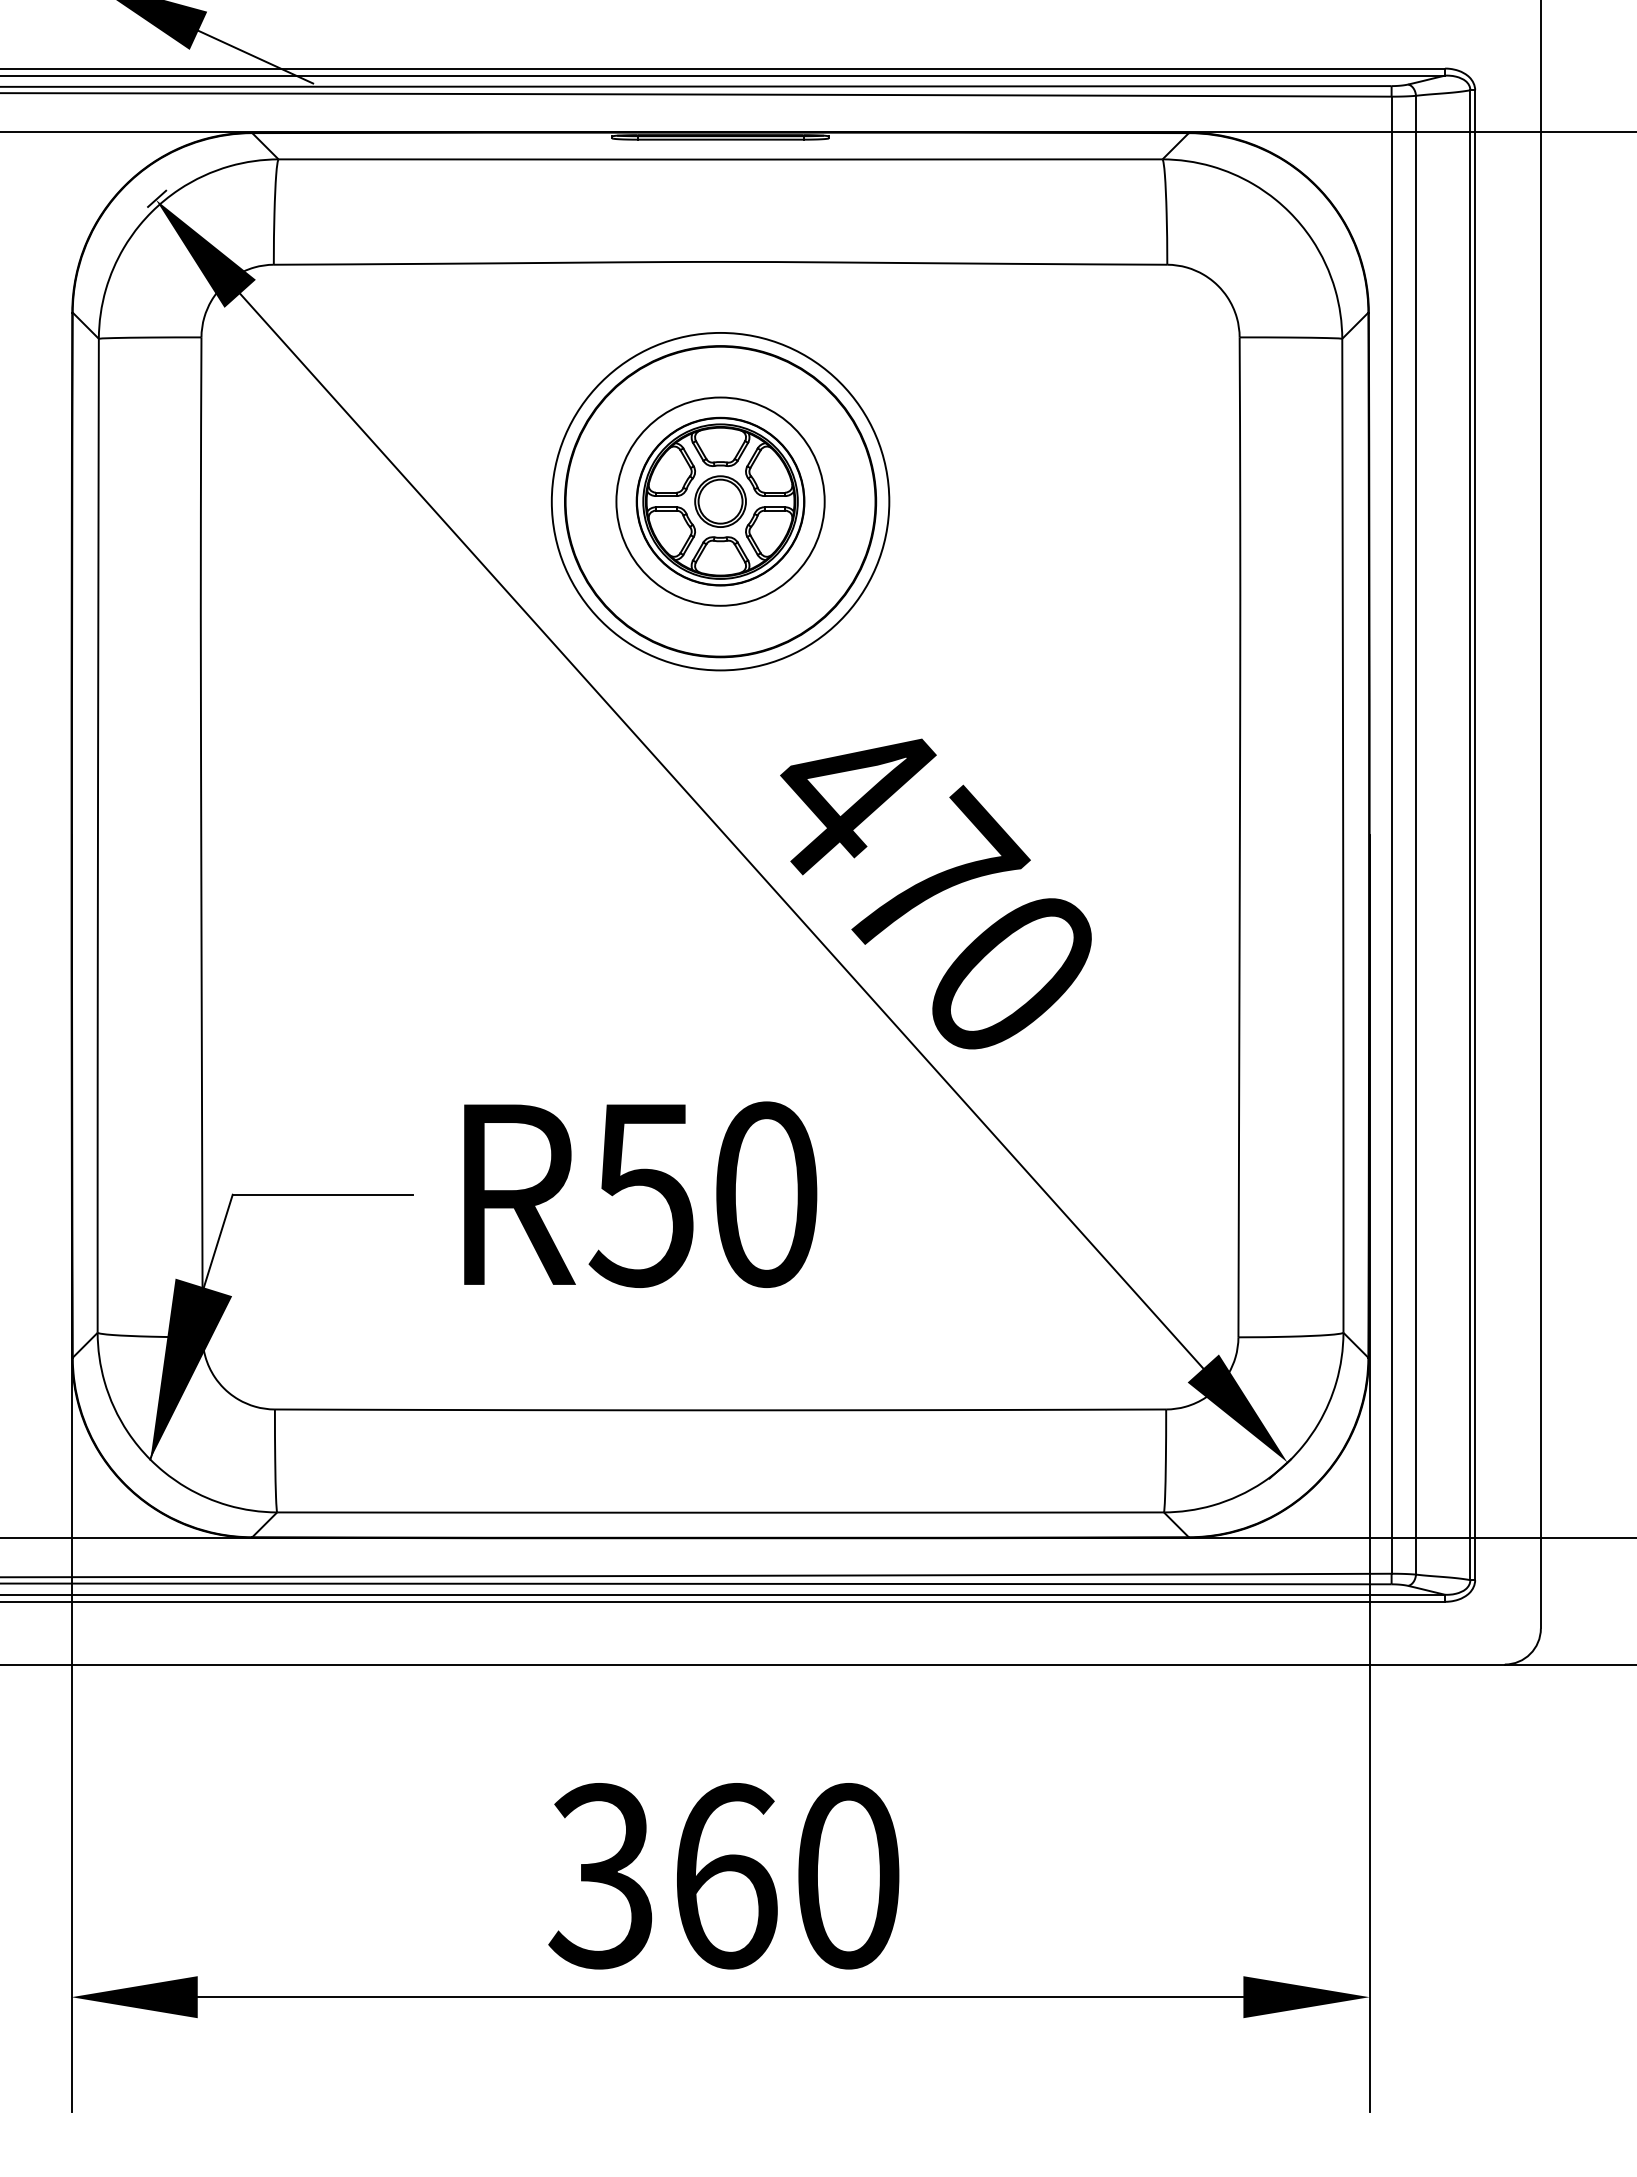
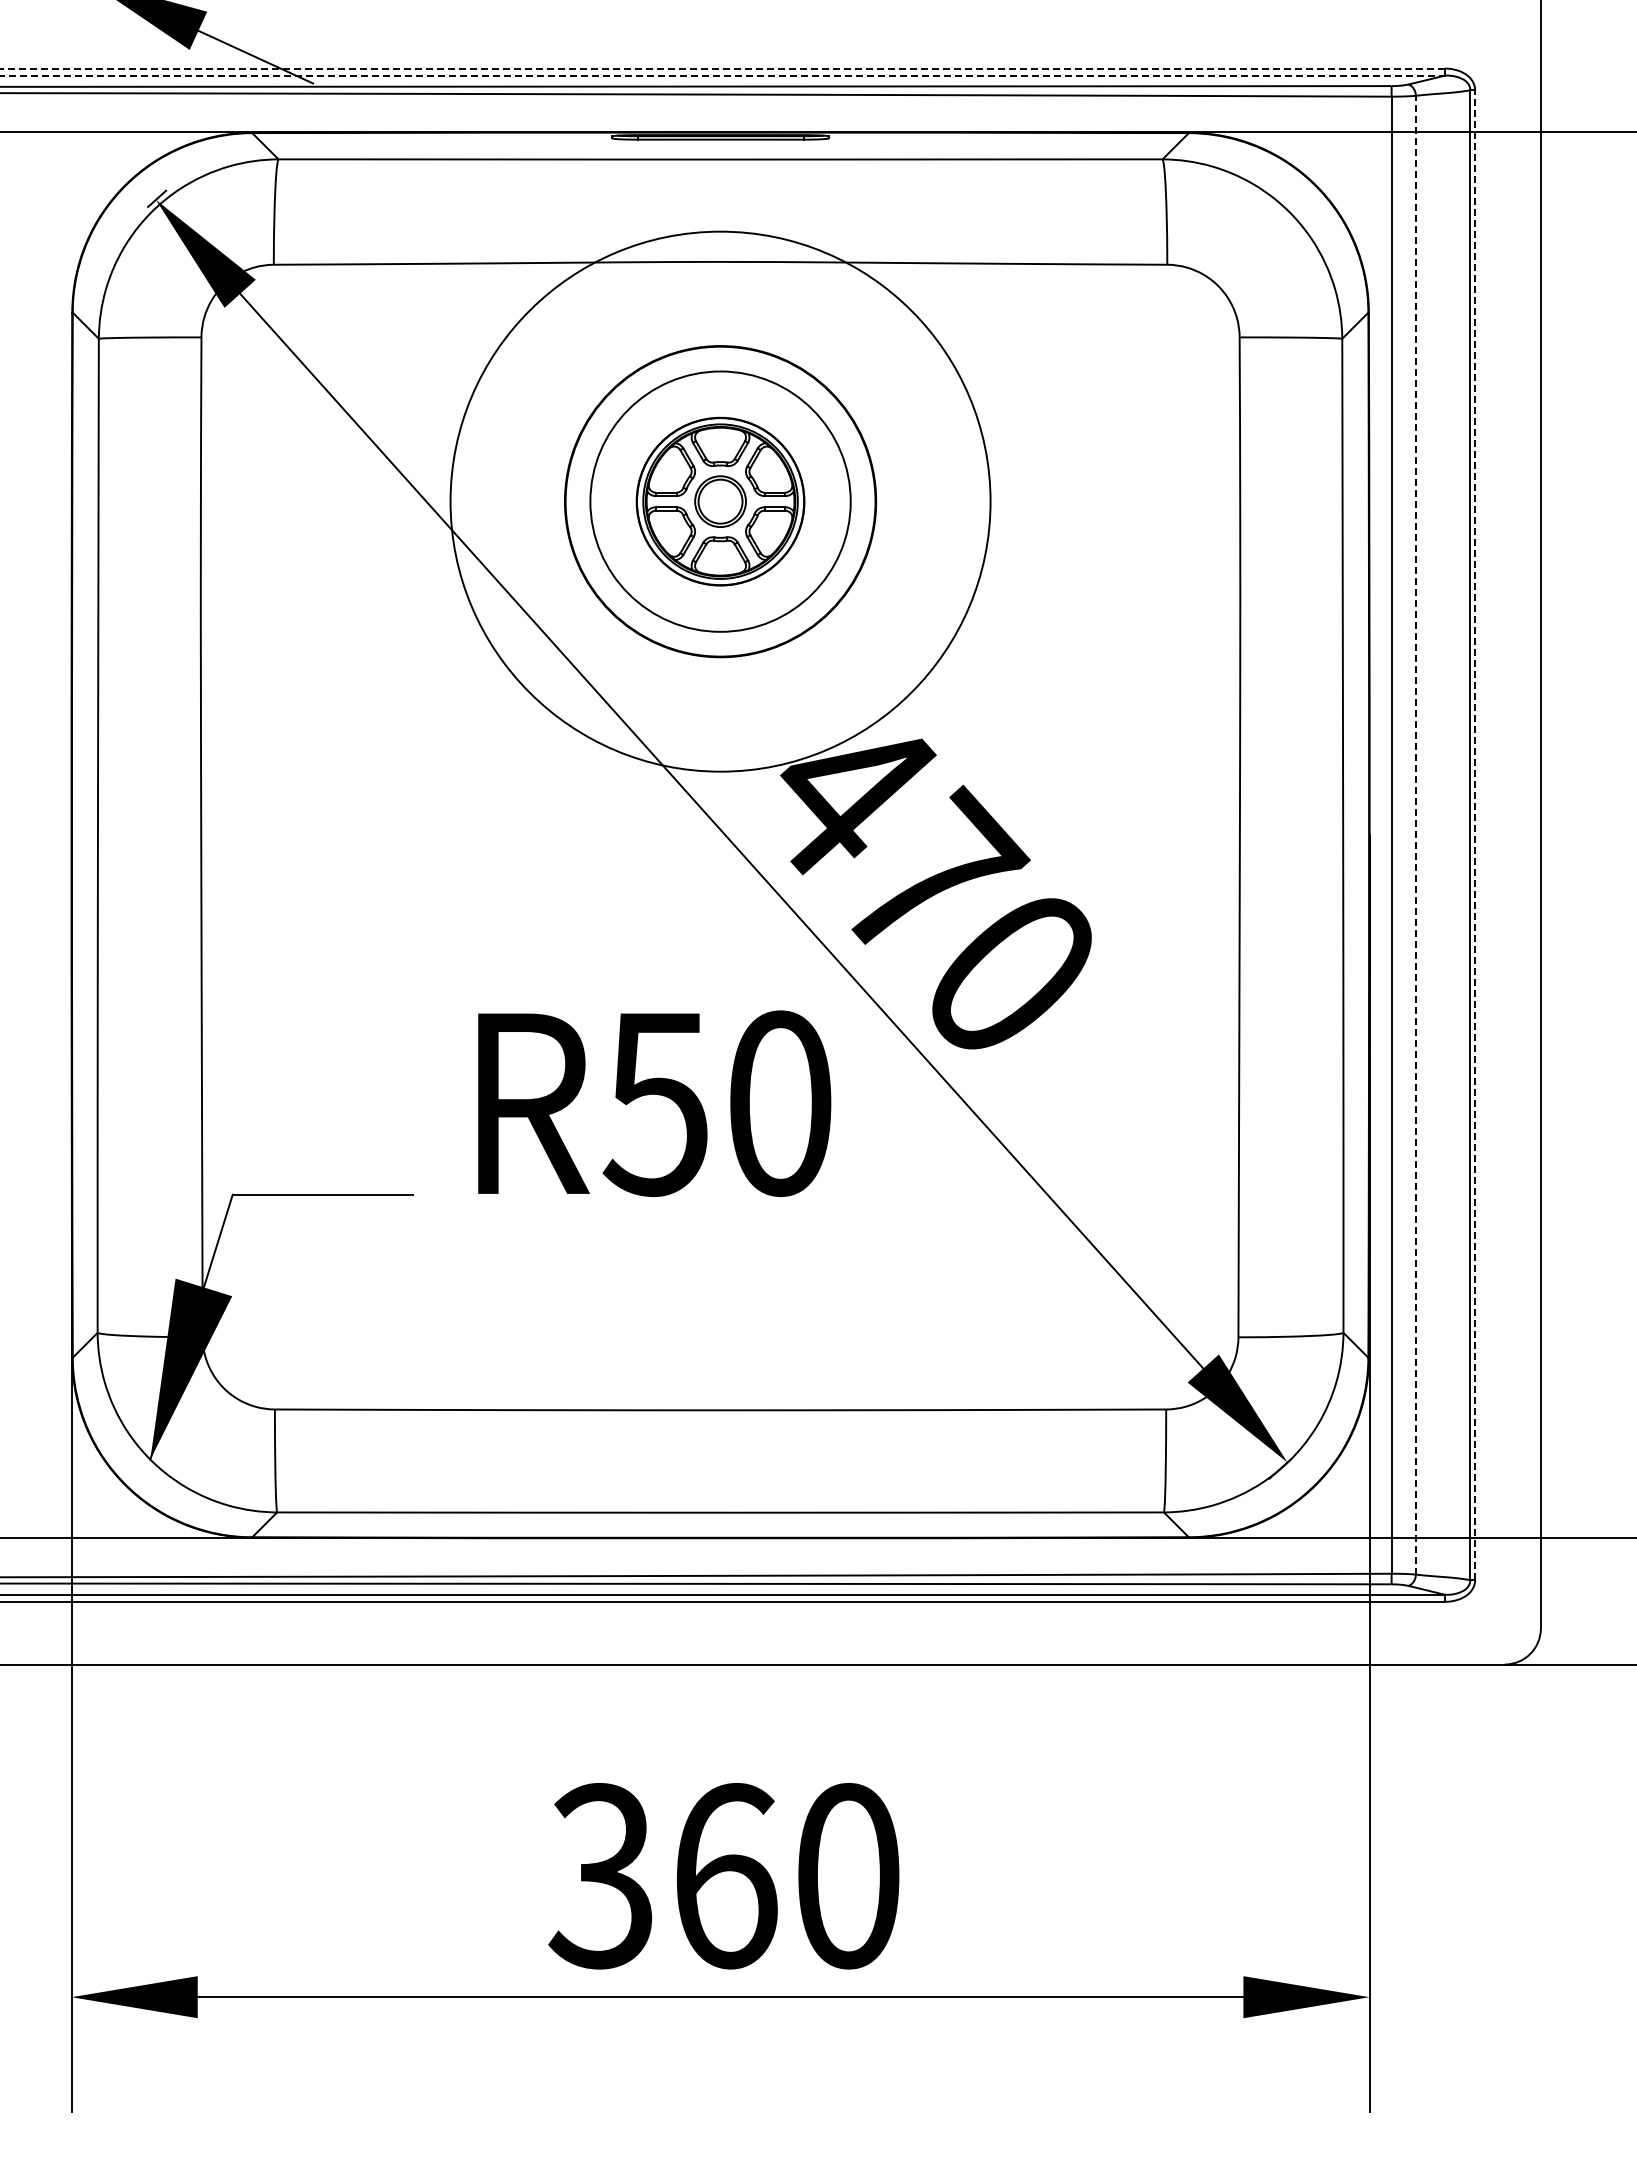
line: solid -> dashed (722, 68)
line: solid -> dashed (723, 75)
circle diameter: 208 px -> 260 px (720, 501)
circle diameter: 338 px -> 540 px (720, 501)
line: solid -> dashed (1415, 834)
line: solid -> dashed (1475, 835)
text position: (640, 1194) -> (654, 1103) (654, 1103)
